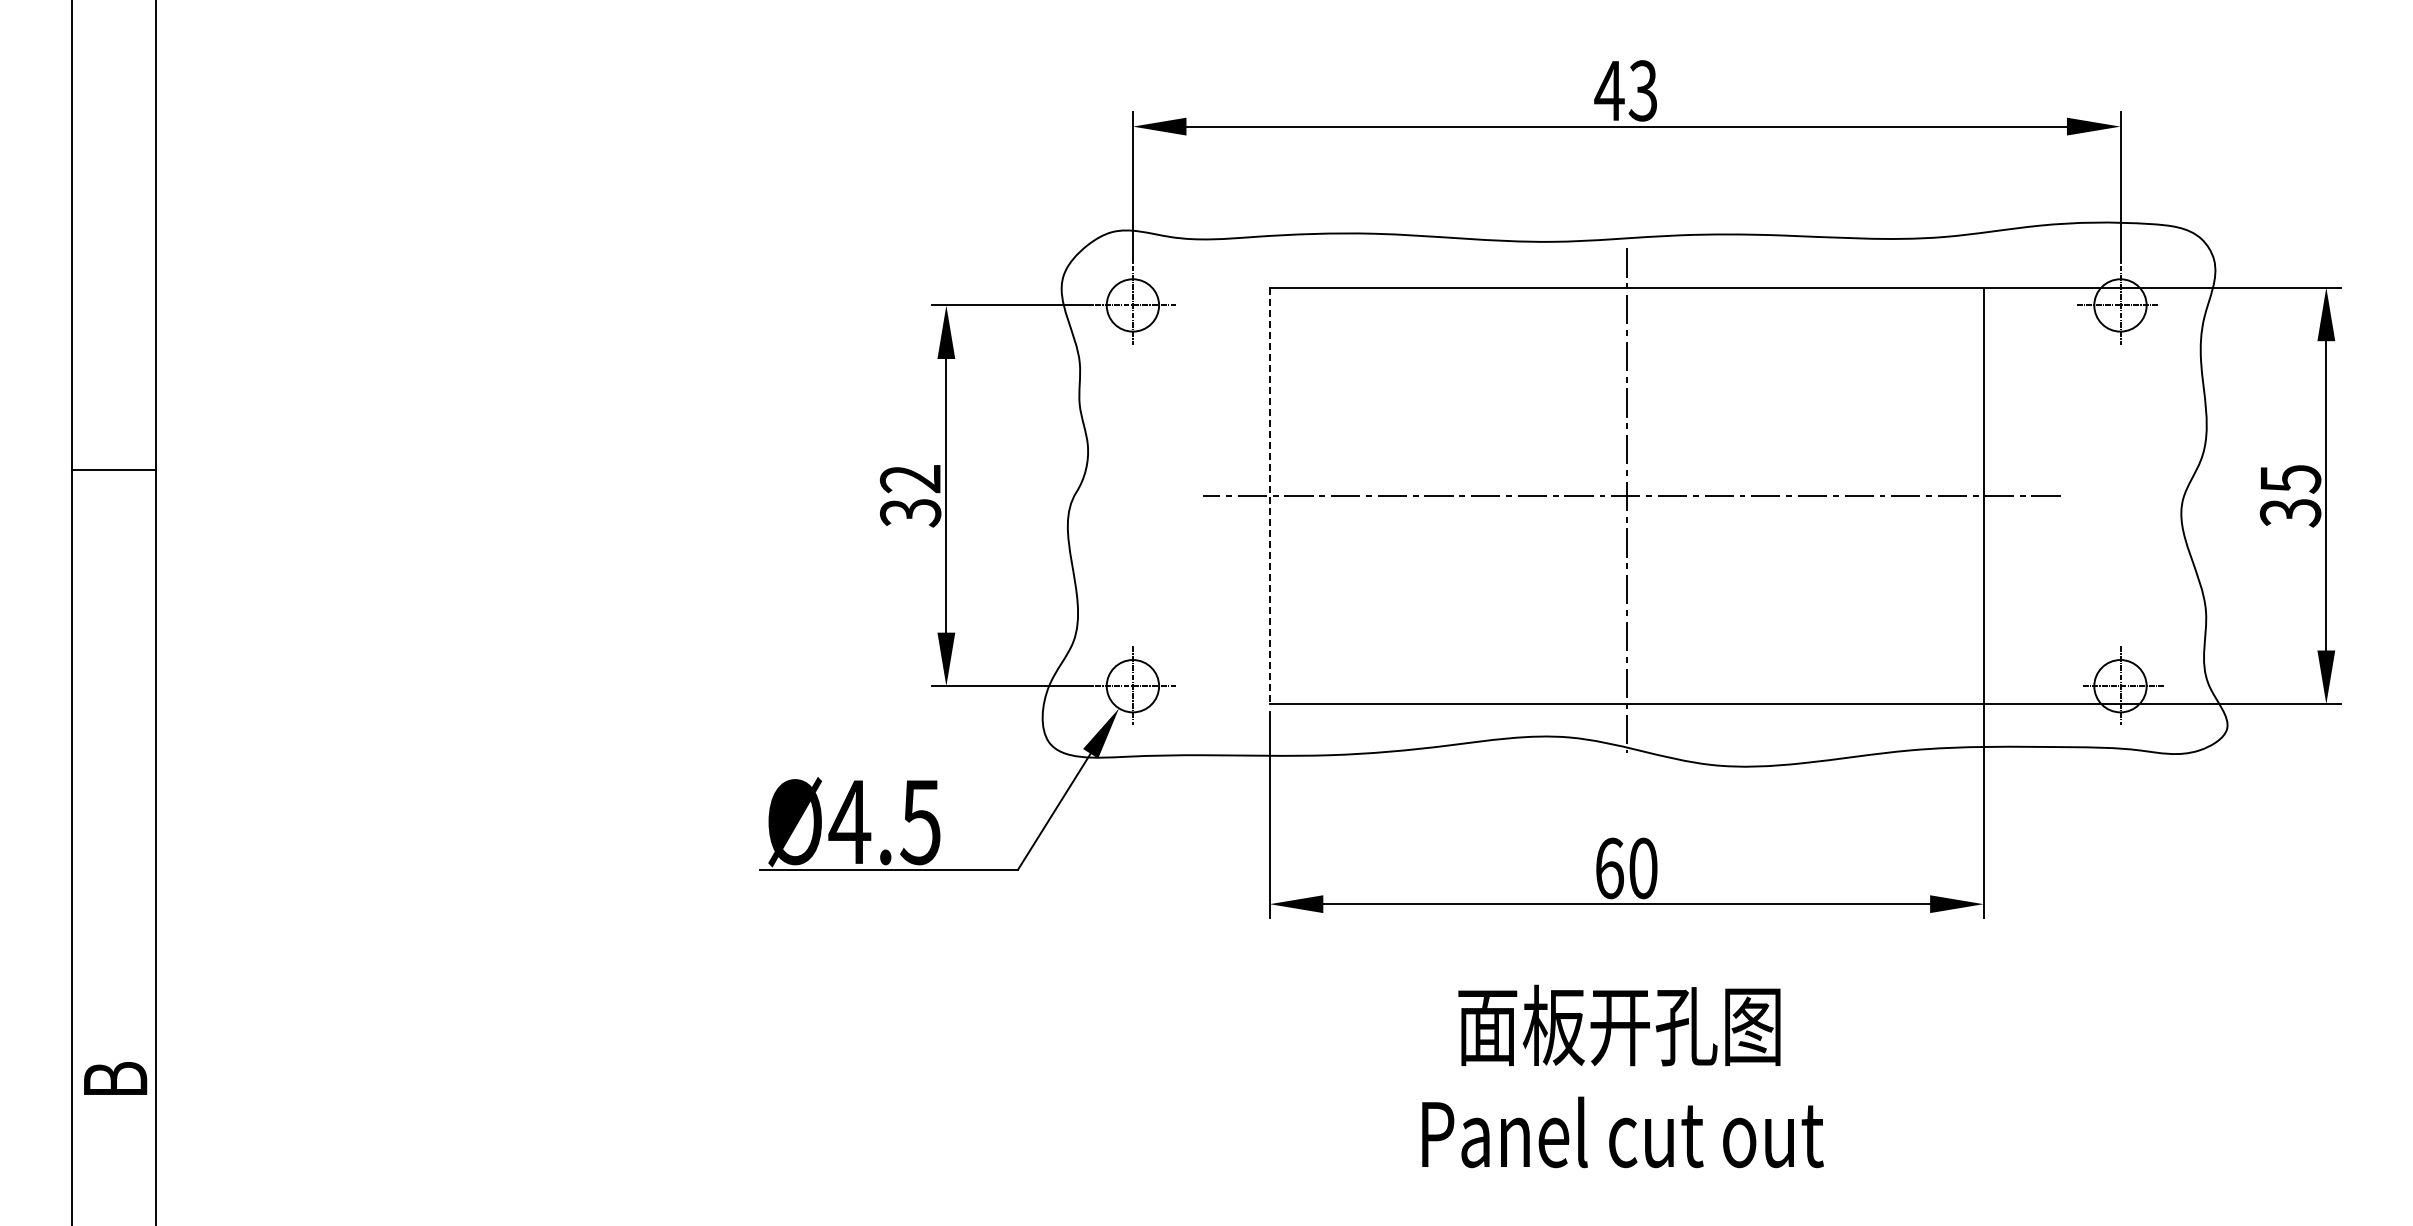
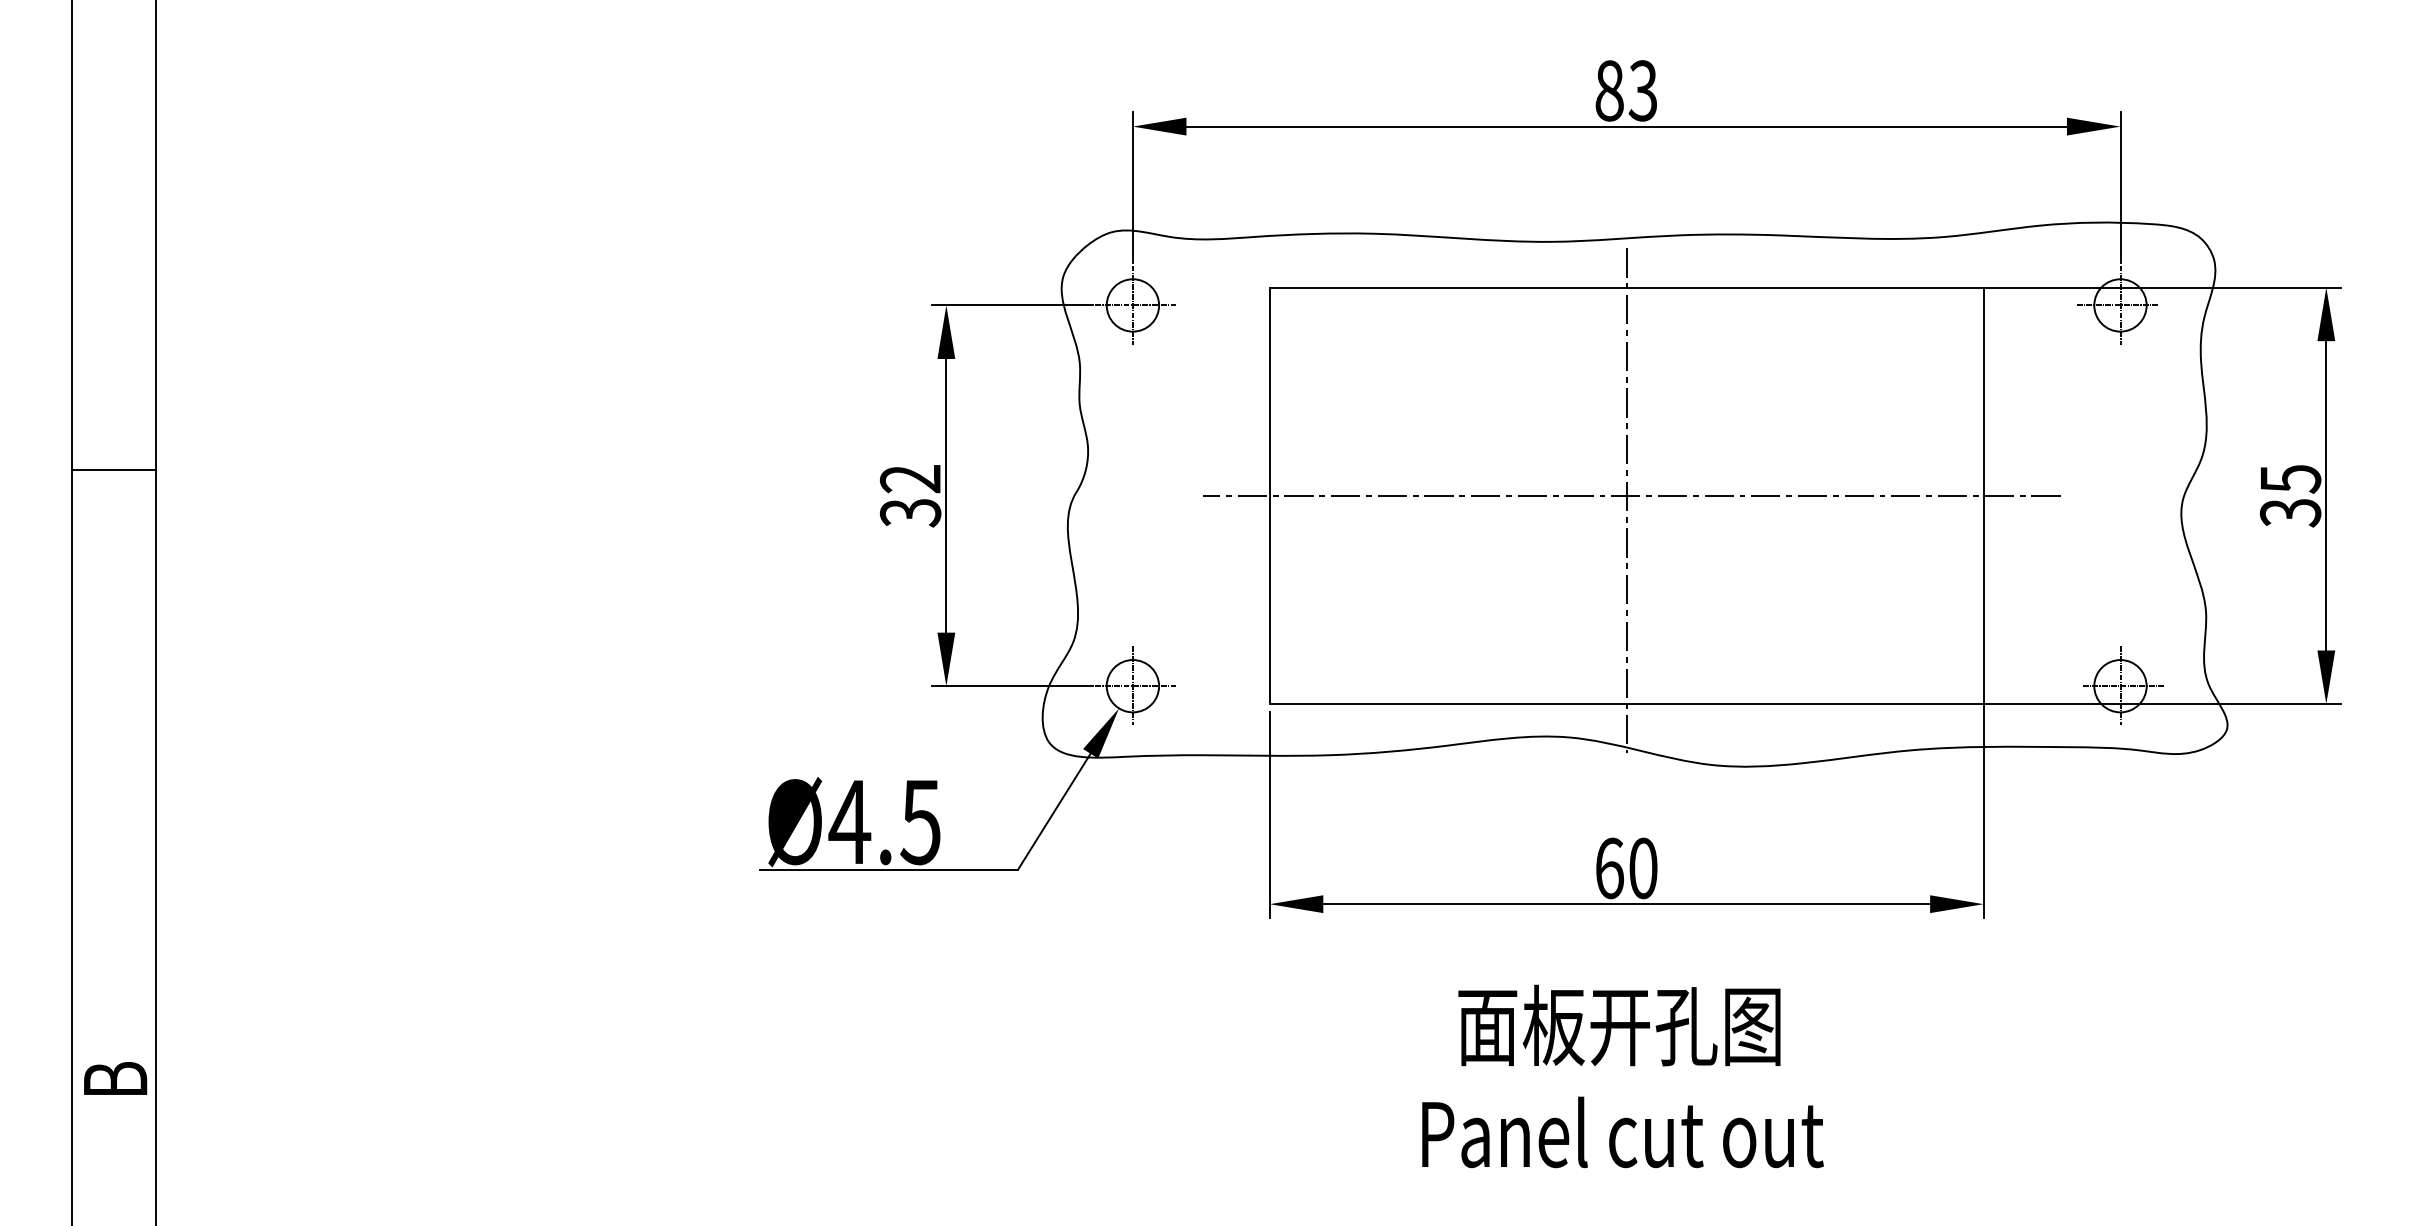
text: 43 -> 83 (1609, 90)
line: dashed -> solid (1269, 496)
